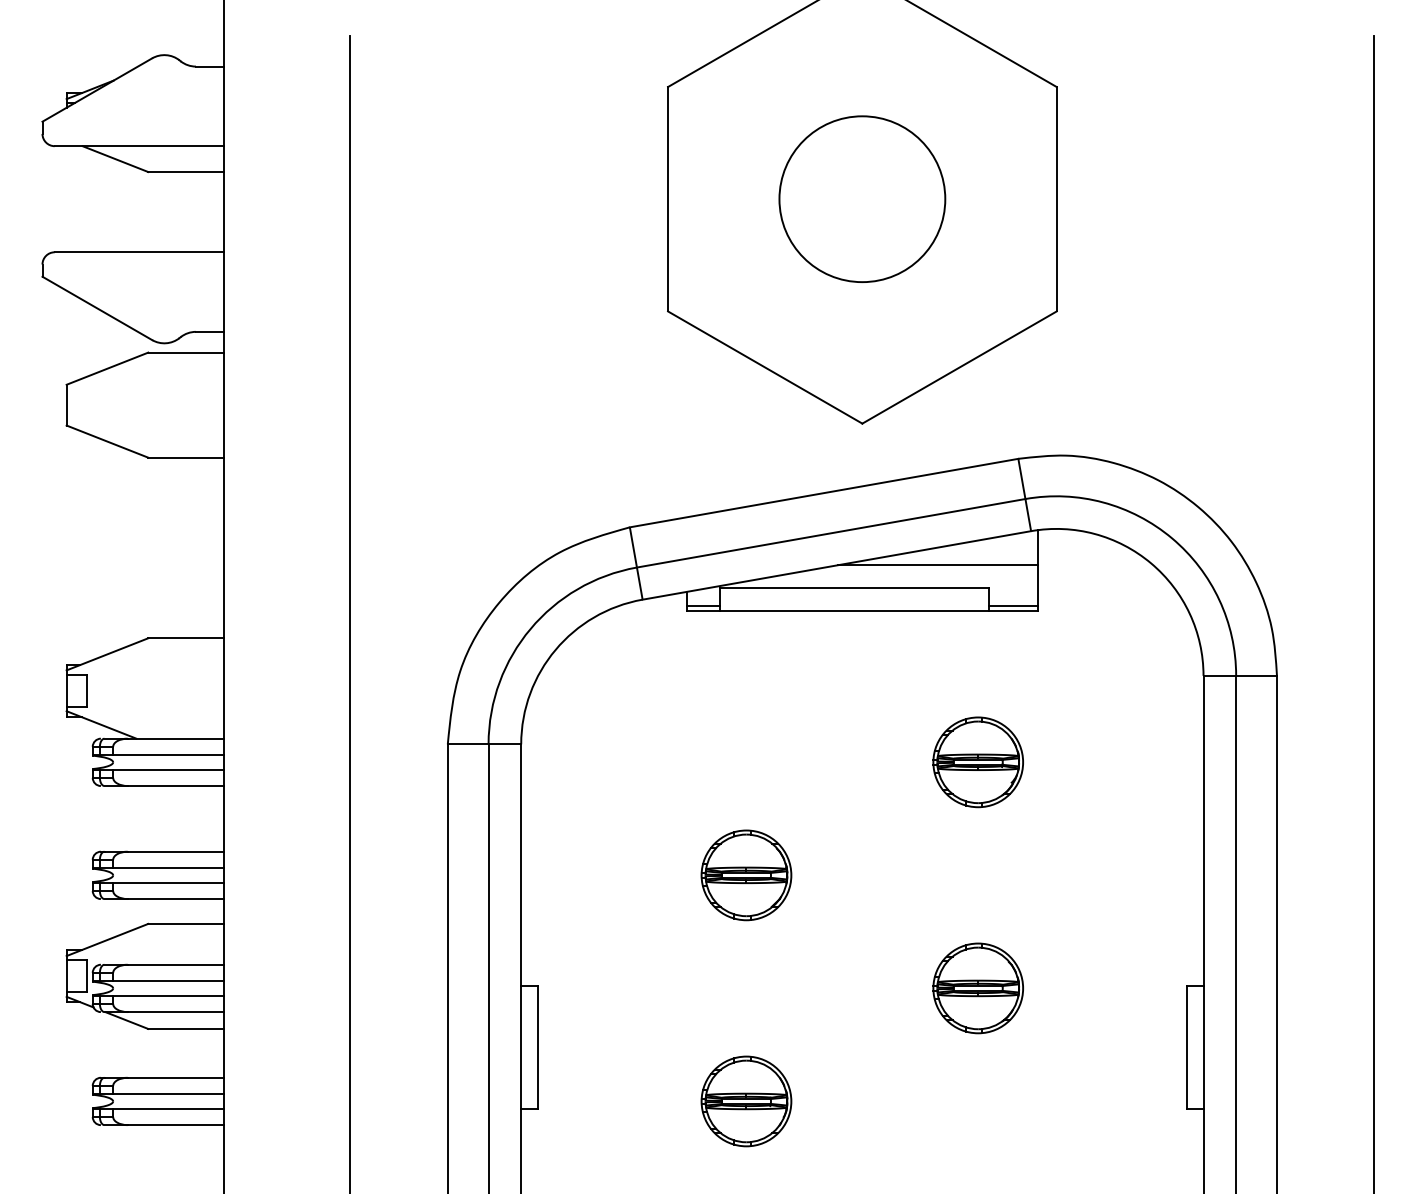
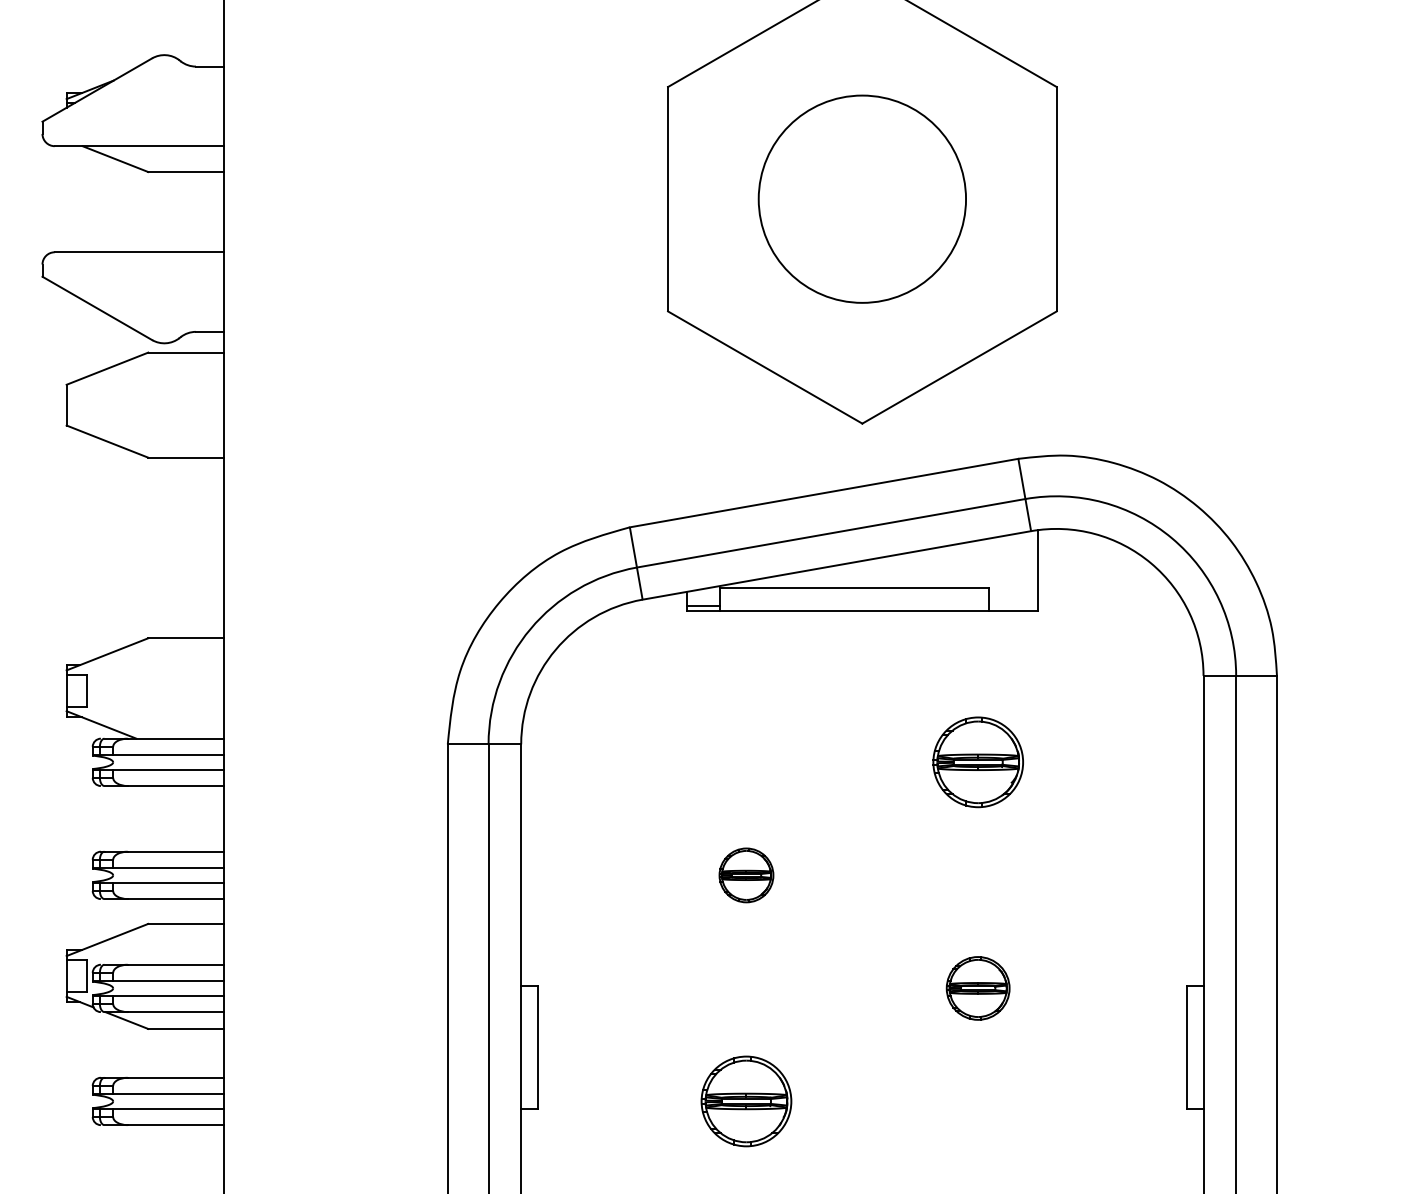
circle diameter: 166 px -> 207 px (862, 198)
line: present -> none (937, 565)
line: present -> none (1012, 606)
line: present -> none (350, 613)
line: present -> none (1374, 613)
part size: 93x93 px -> 57x57 px (746, 875)
part size: 92x93 px -> 66x65 px (977, 988)
